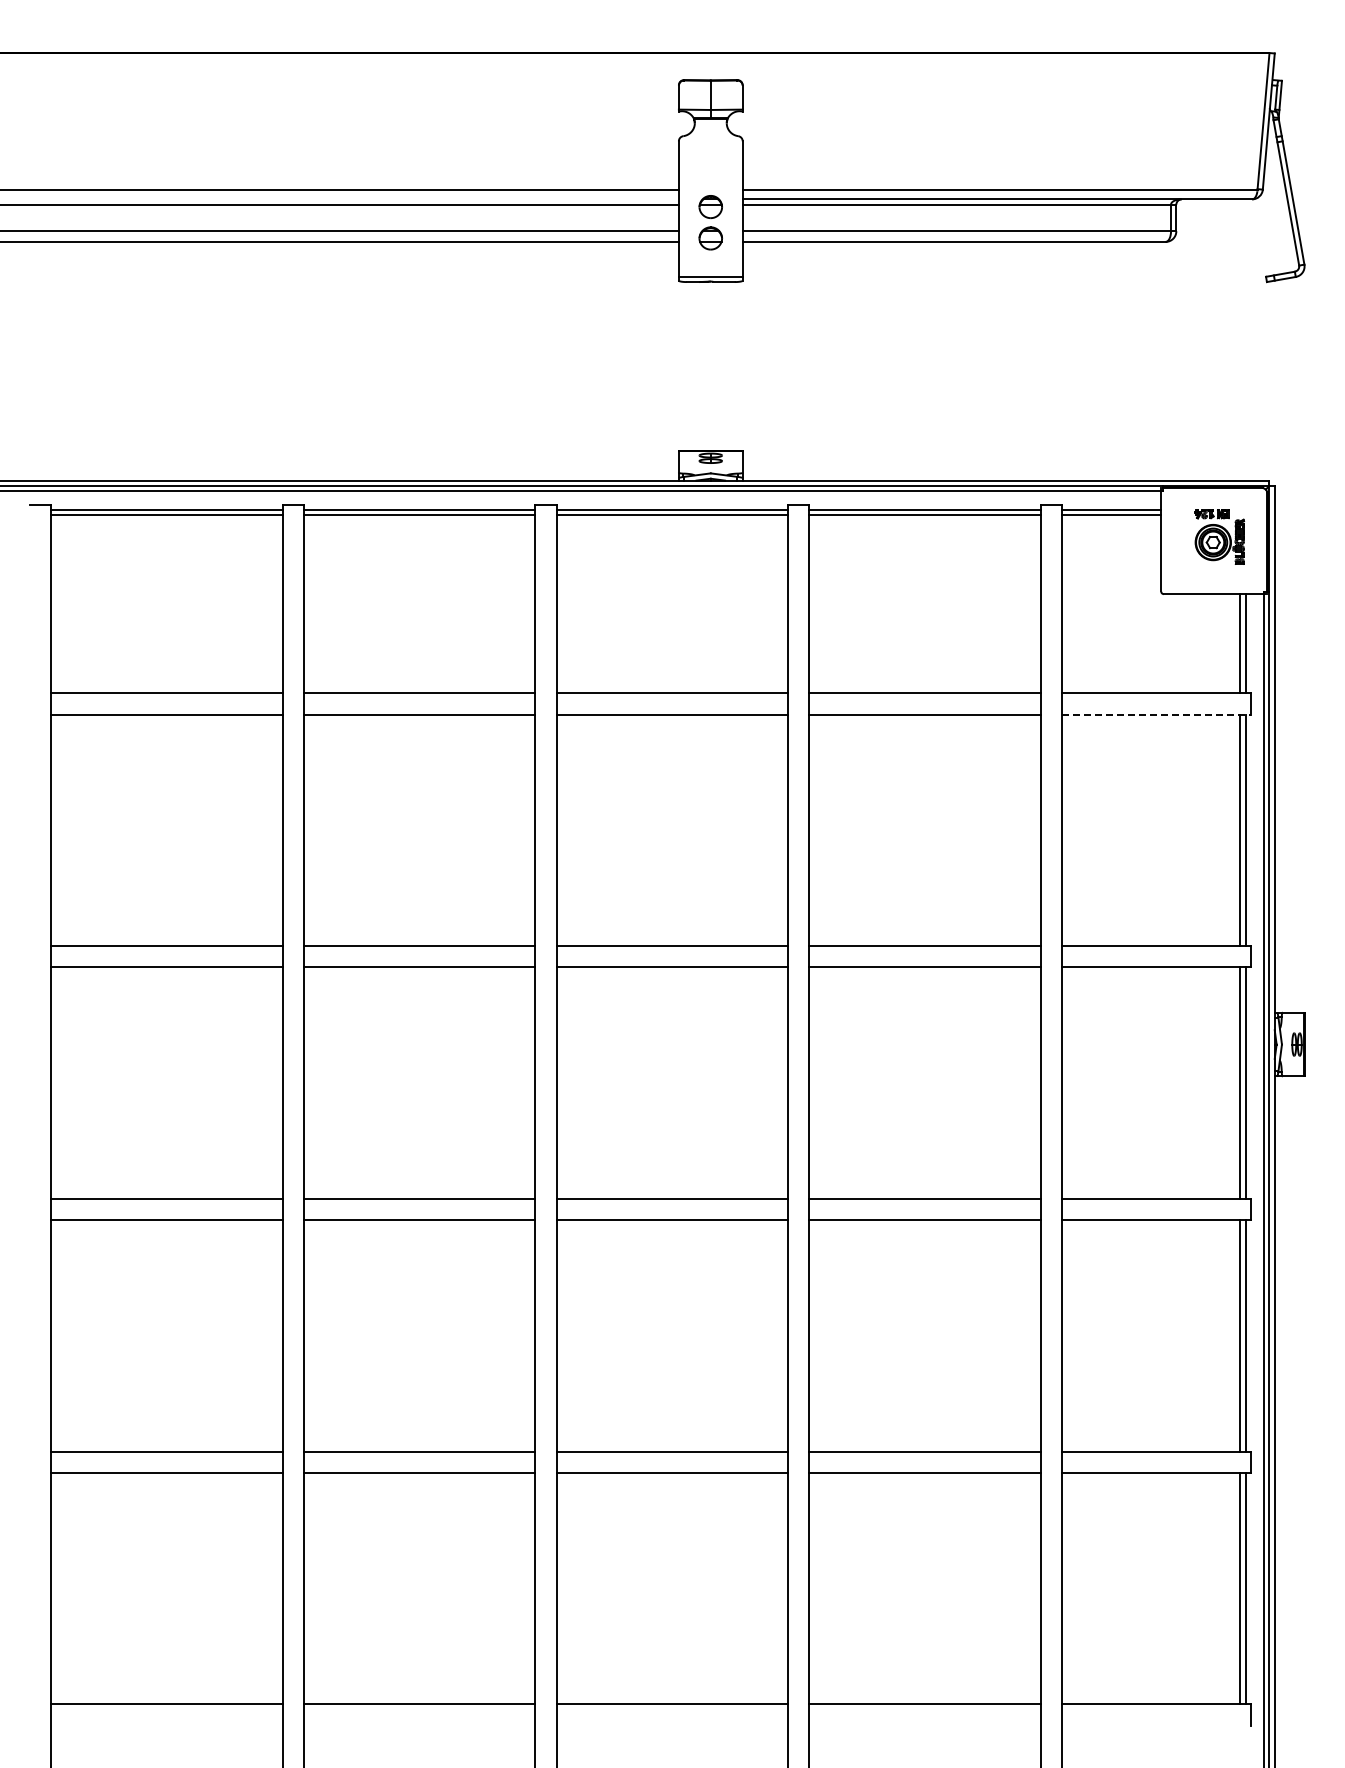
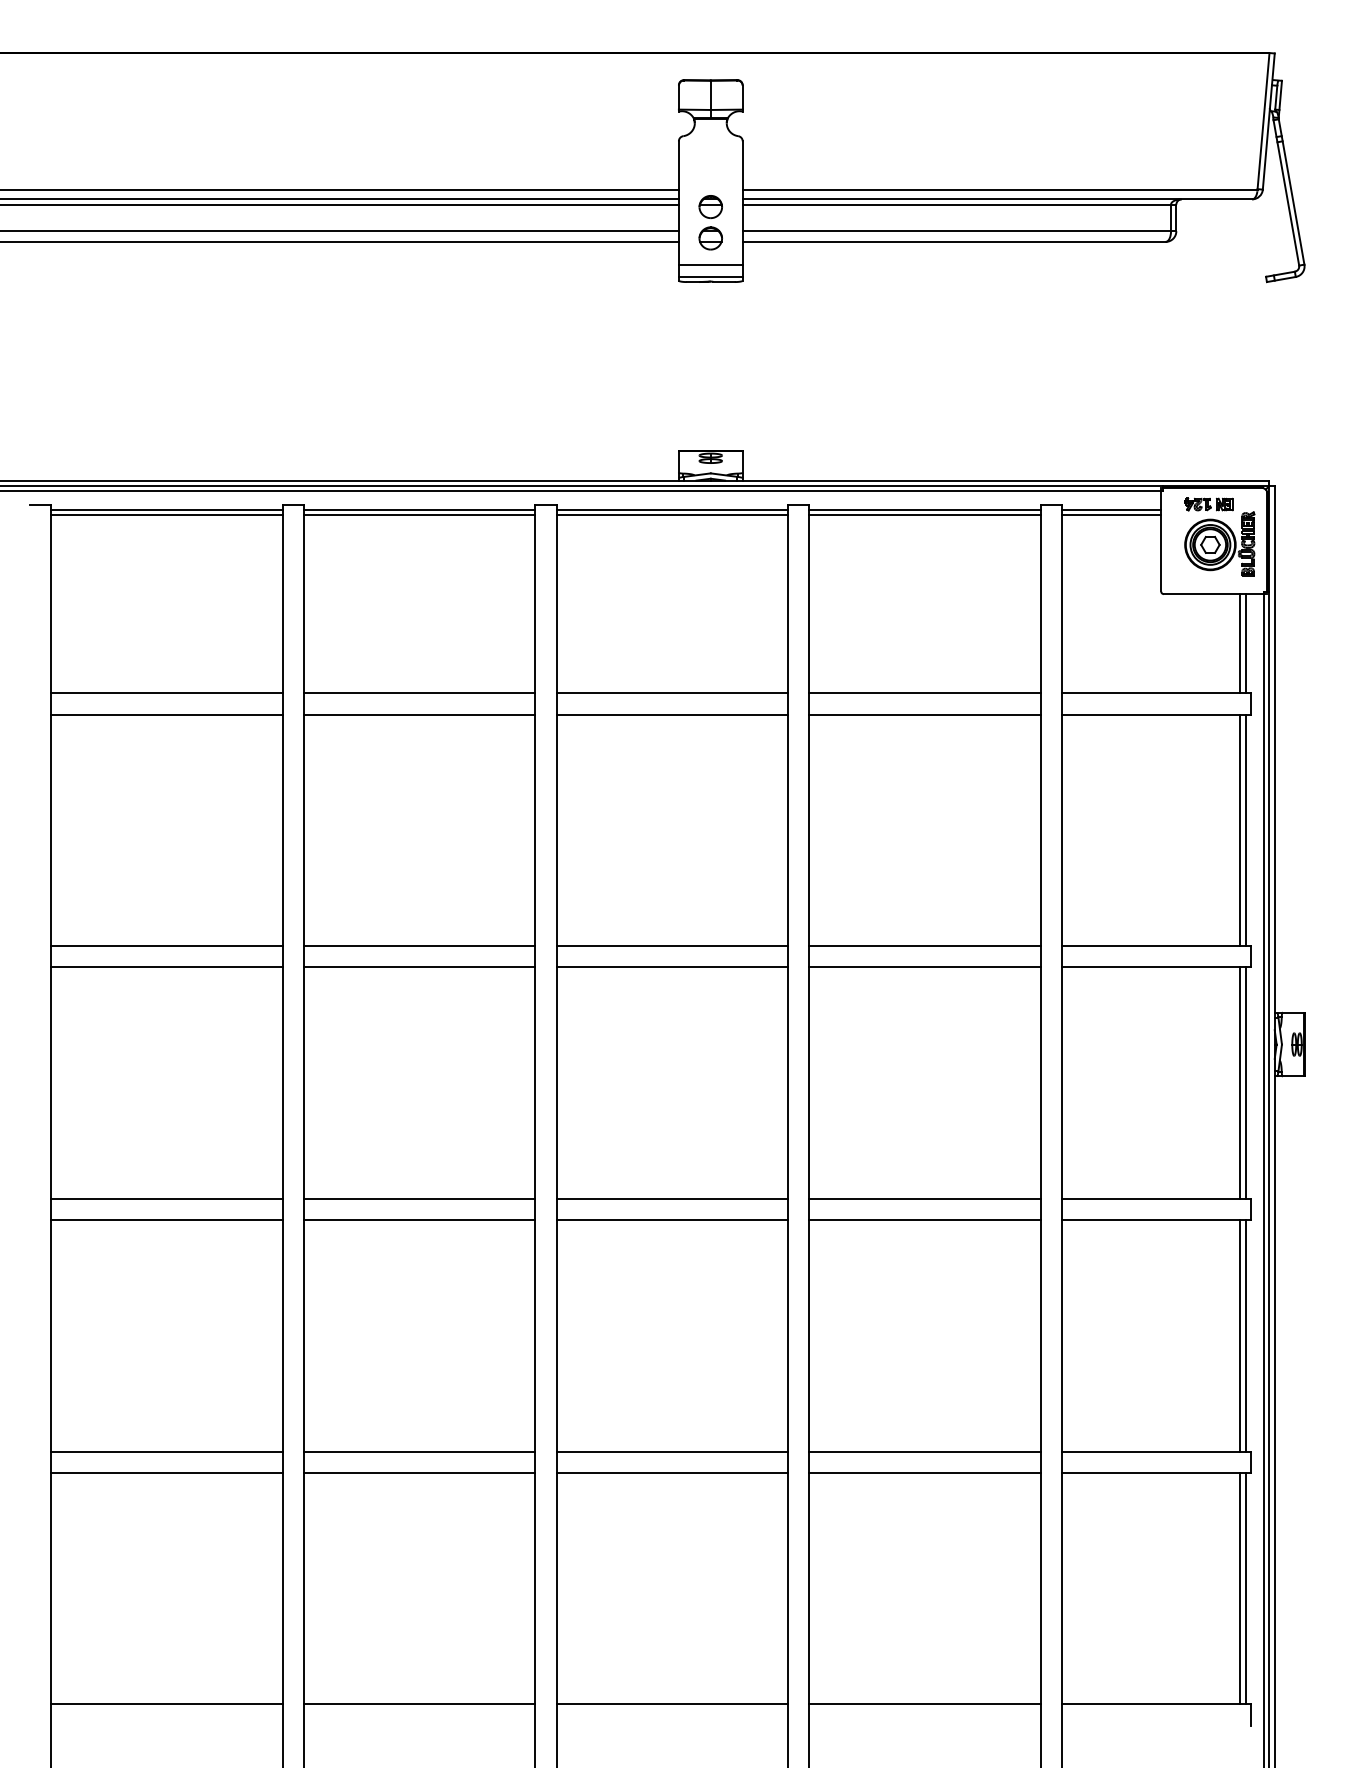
line: none -> present (340, 199)
line: none -> present (710, 264)
part size: 52x56 px -> 72x80 px (1219, 536)
line: dashed -> solid (1156, 714)
